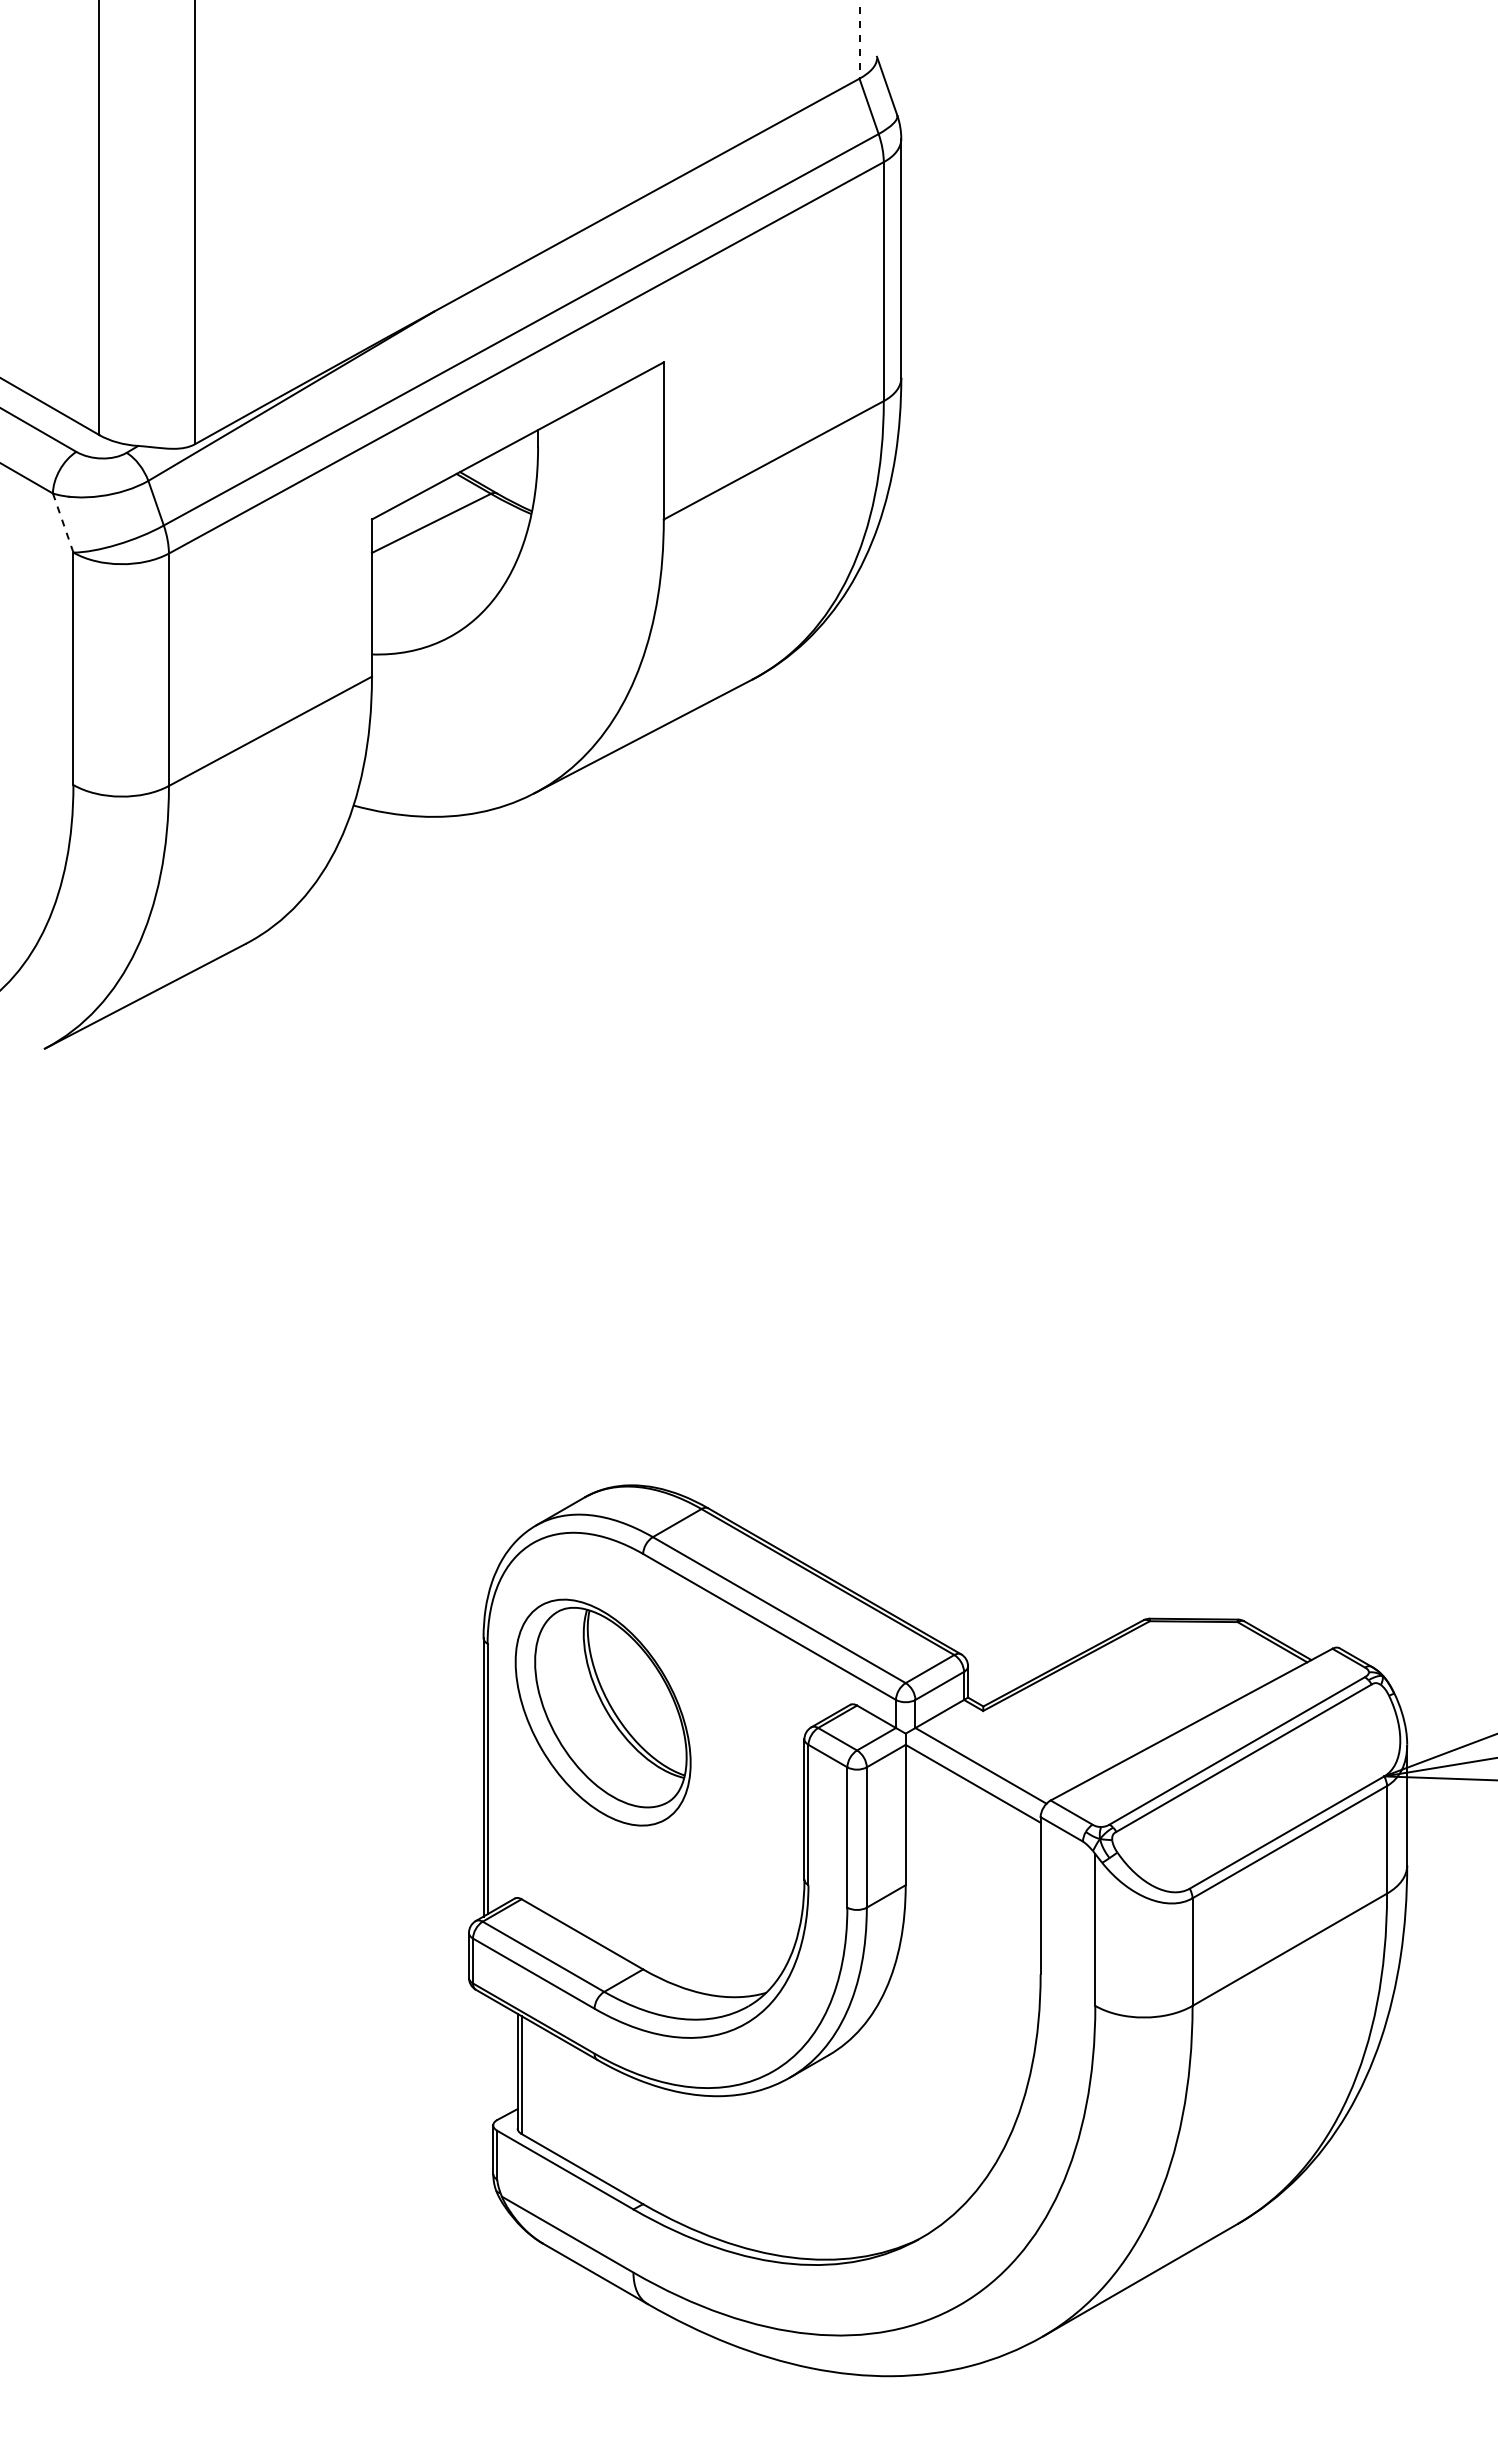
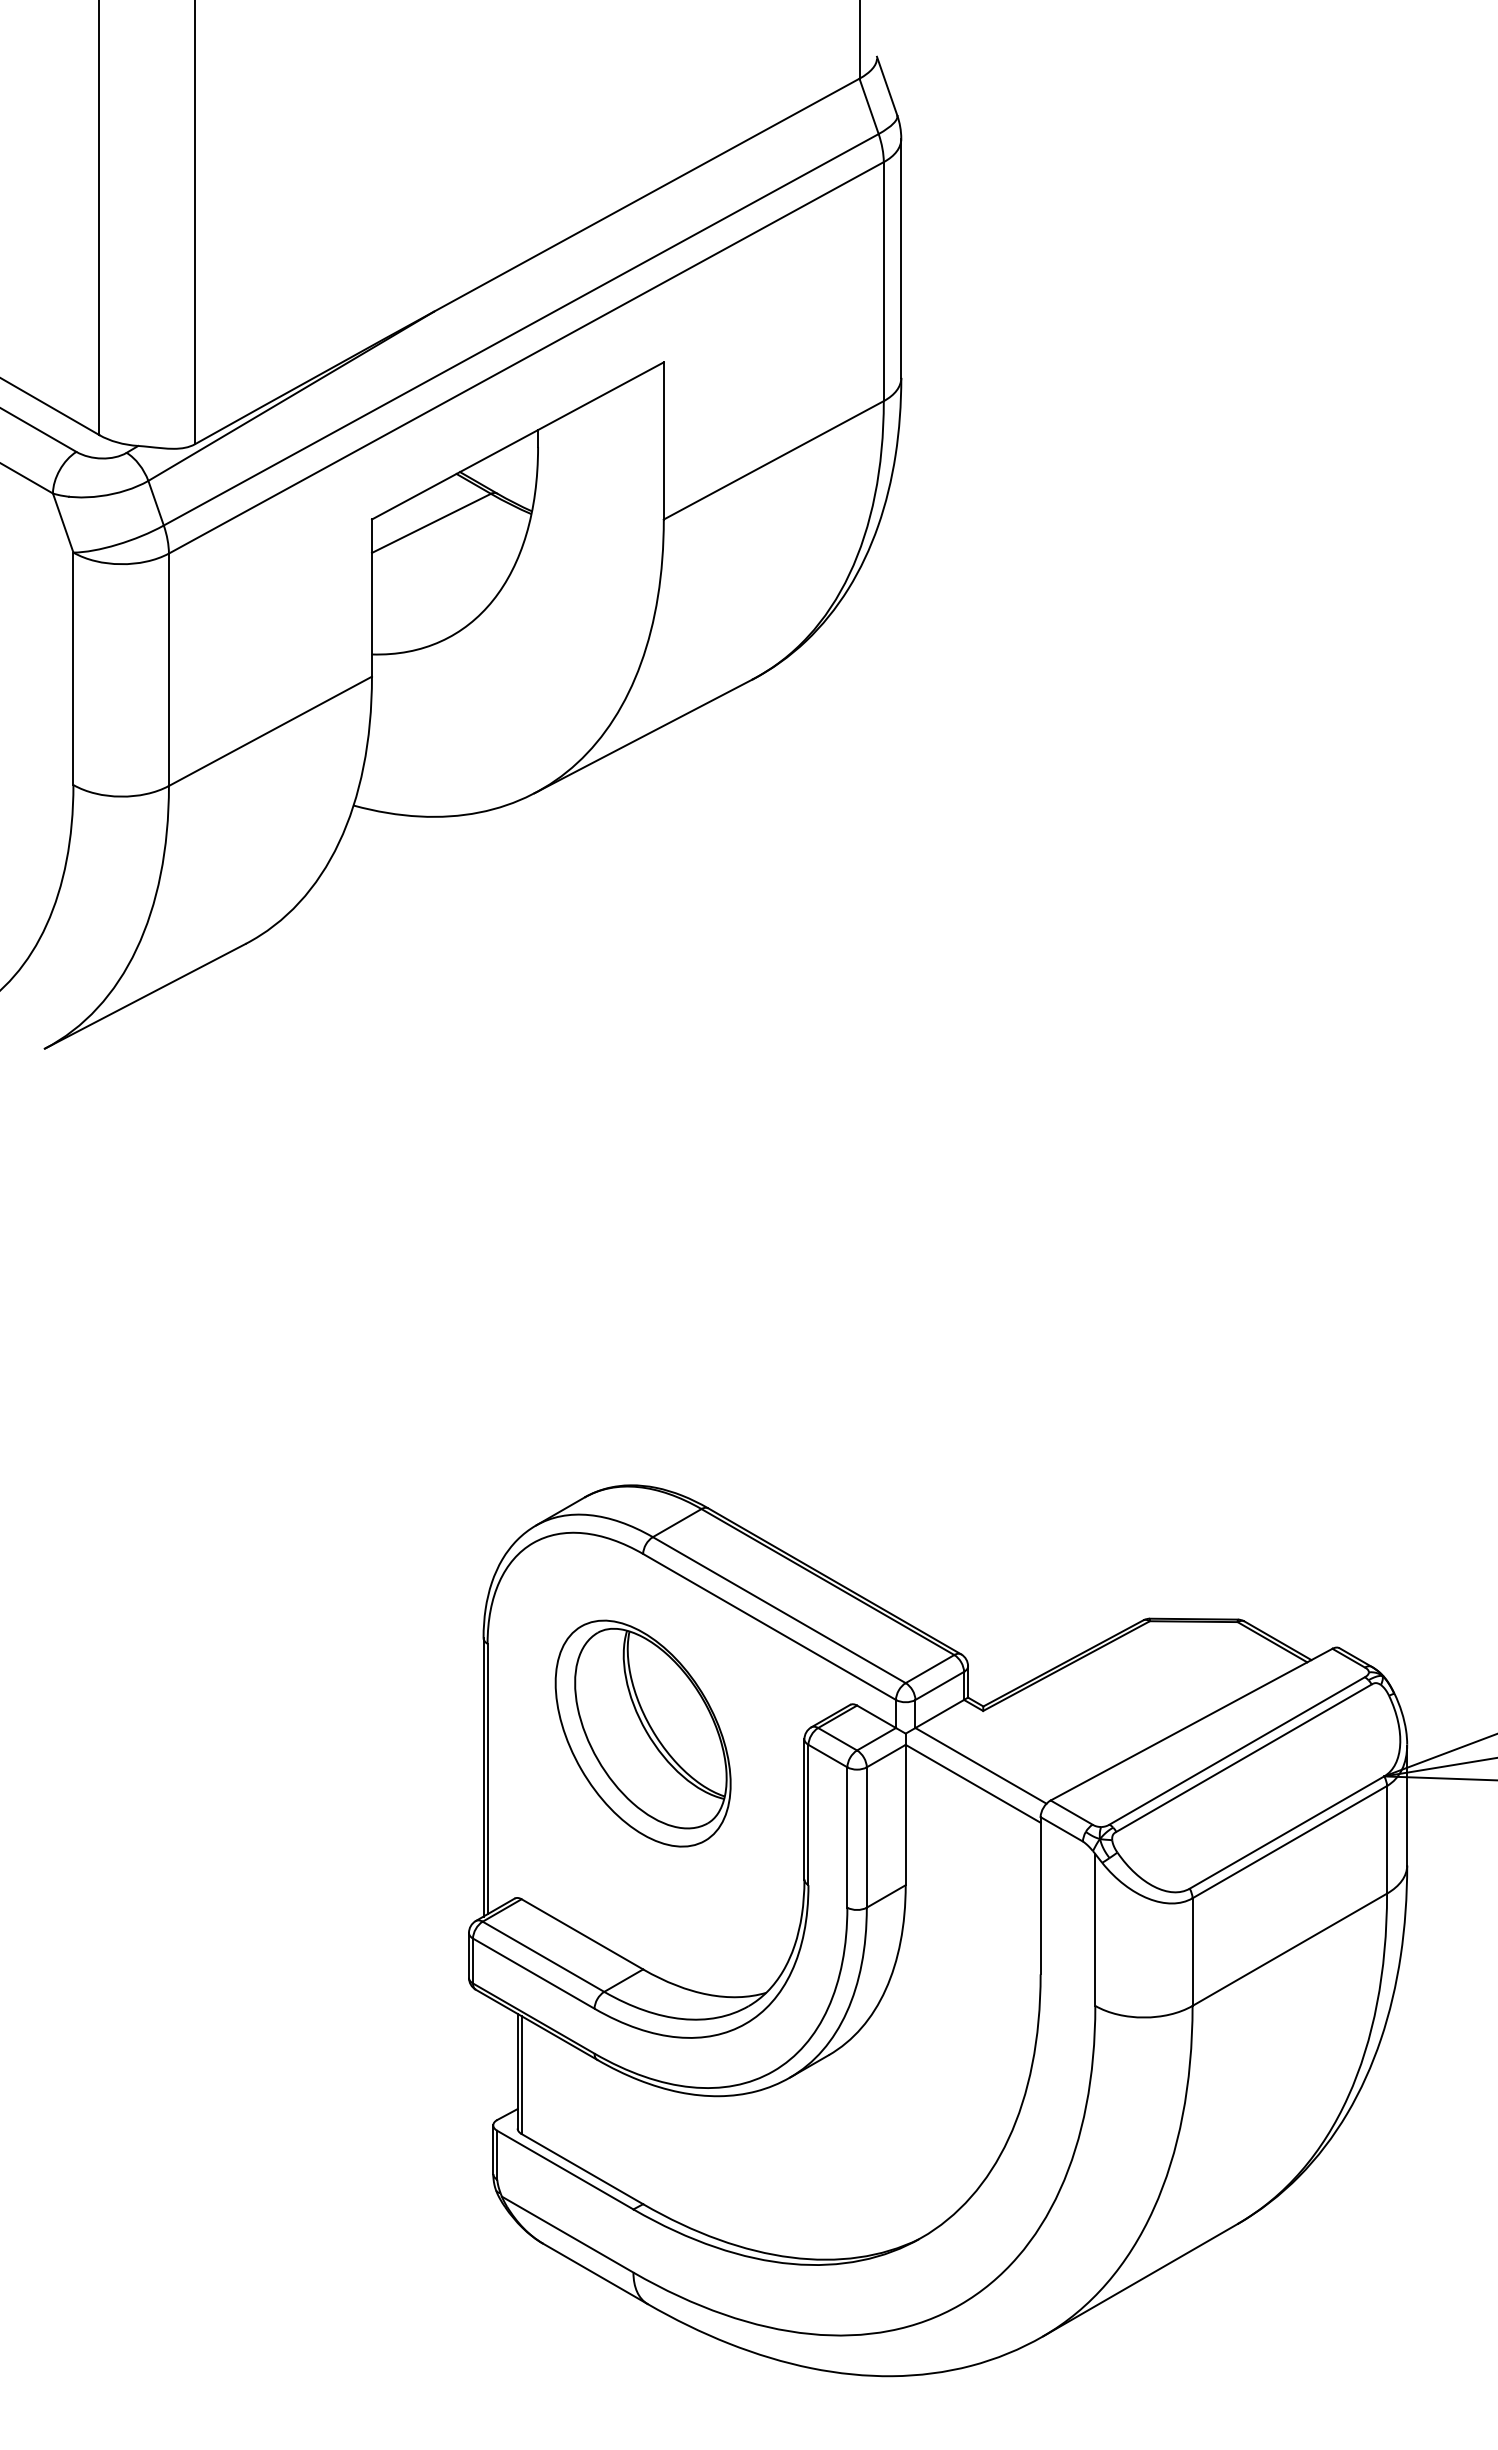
line: dashed -> solid (859, 39)
line: dashed -> solid (63, 523)
part position: (602, 1712) -> (642, 1733) (642, 1733)
